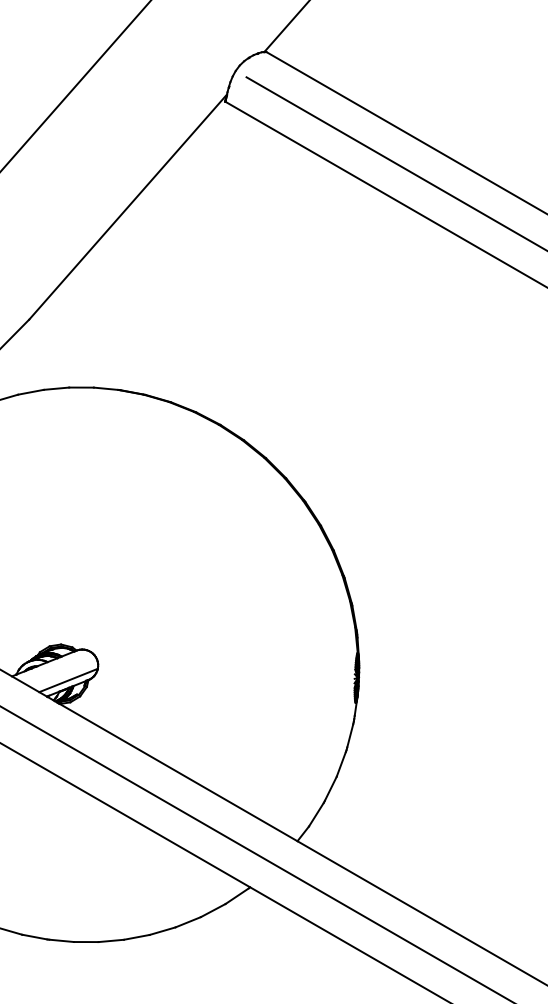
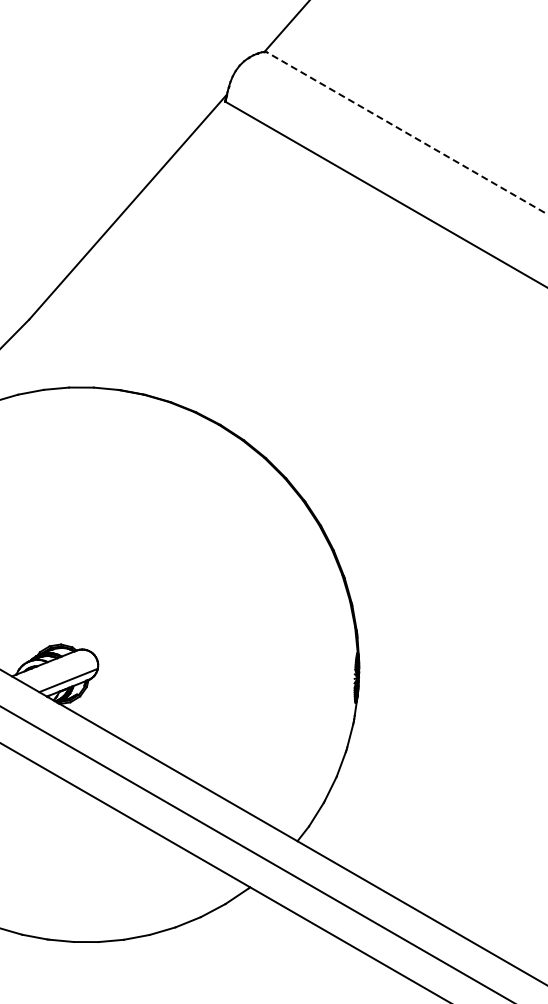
line: present -> none (75, 85)
line: solid -> dashed (406, 133)
line: present -> none (395, 163)
